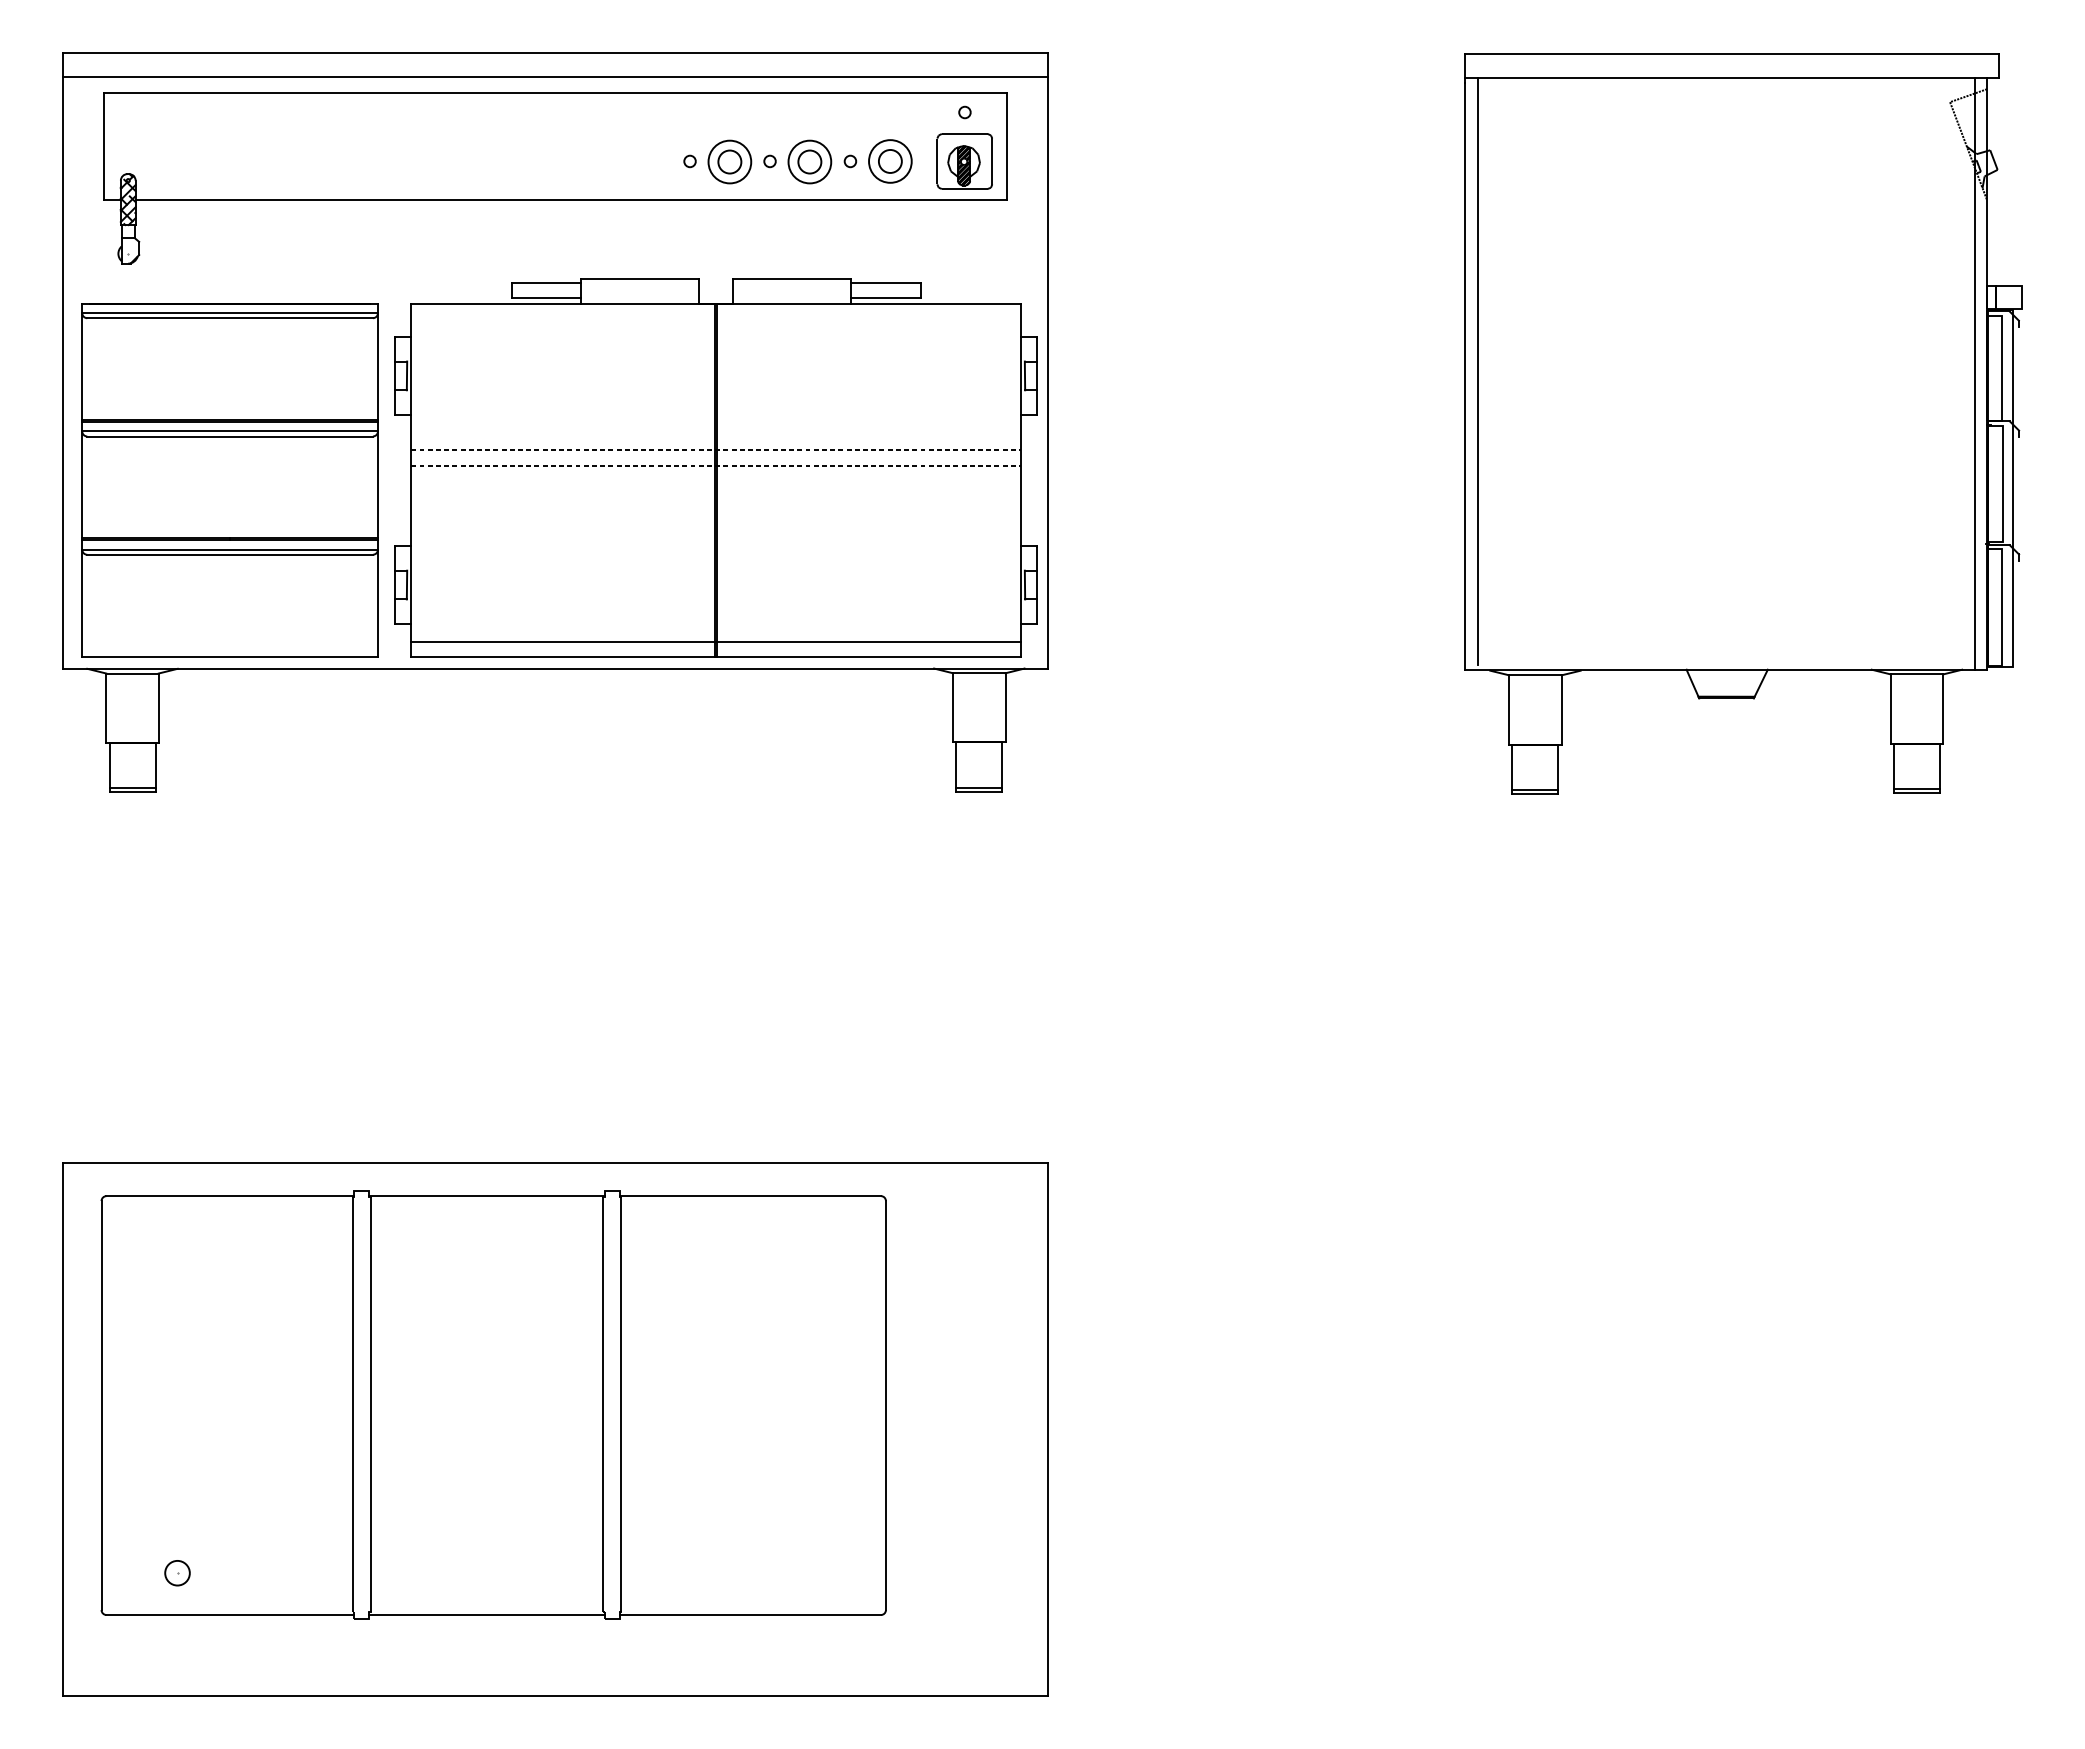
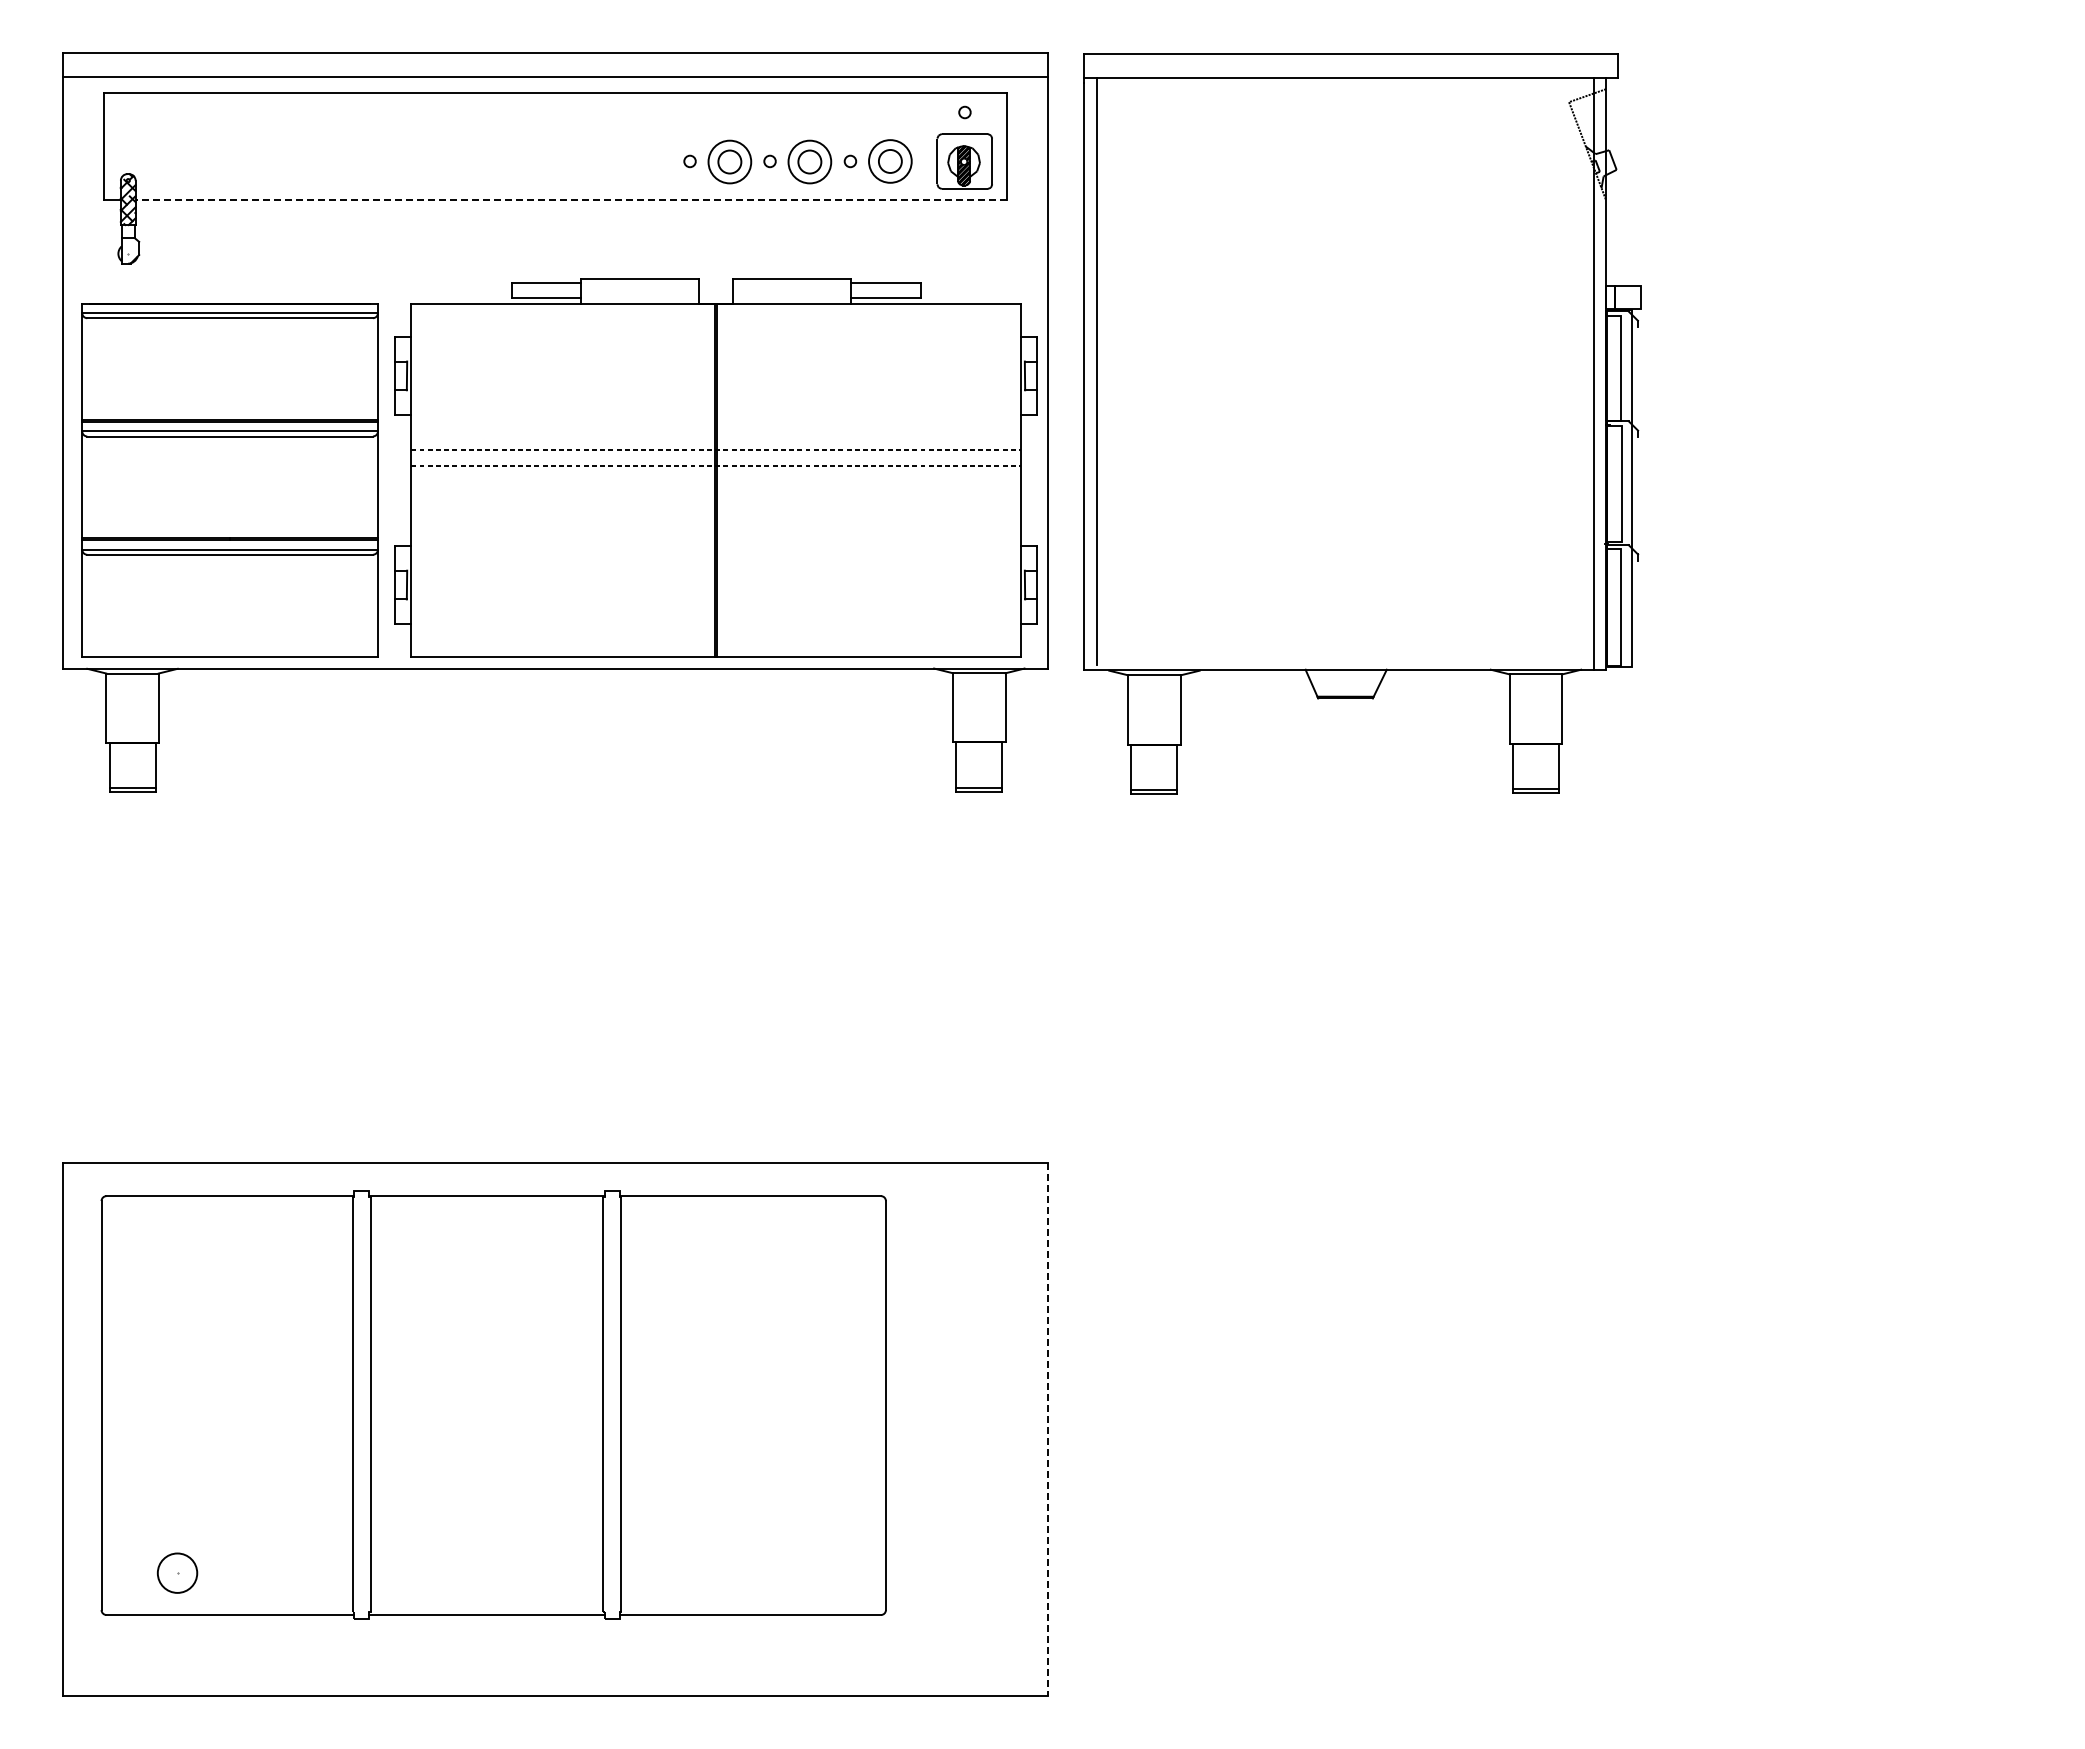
line: solid -> dashed (571, 200)
part position: (1743, 423) -> (1362, 423) (1362, 423)
line: present -> none (715, 641)
line: solid -> dashed (1048, 1429)
circle diameter: 25 px -> 39 px (177, 1572)
